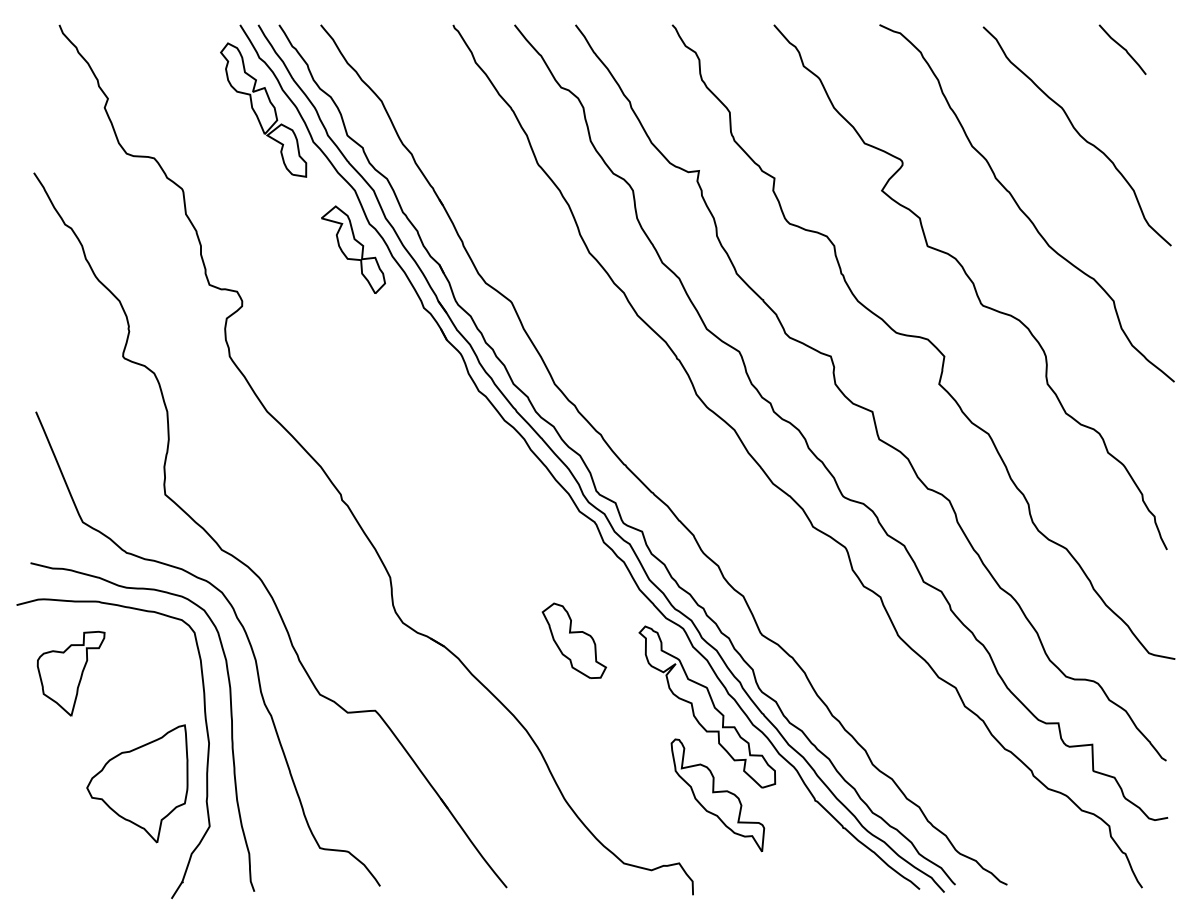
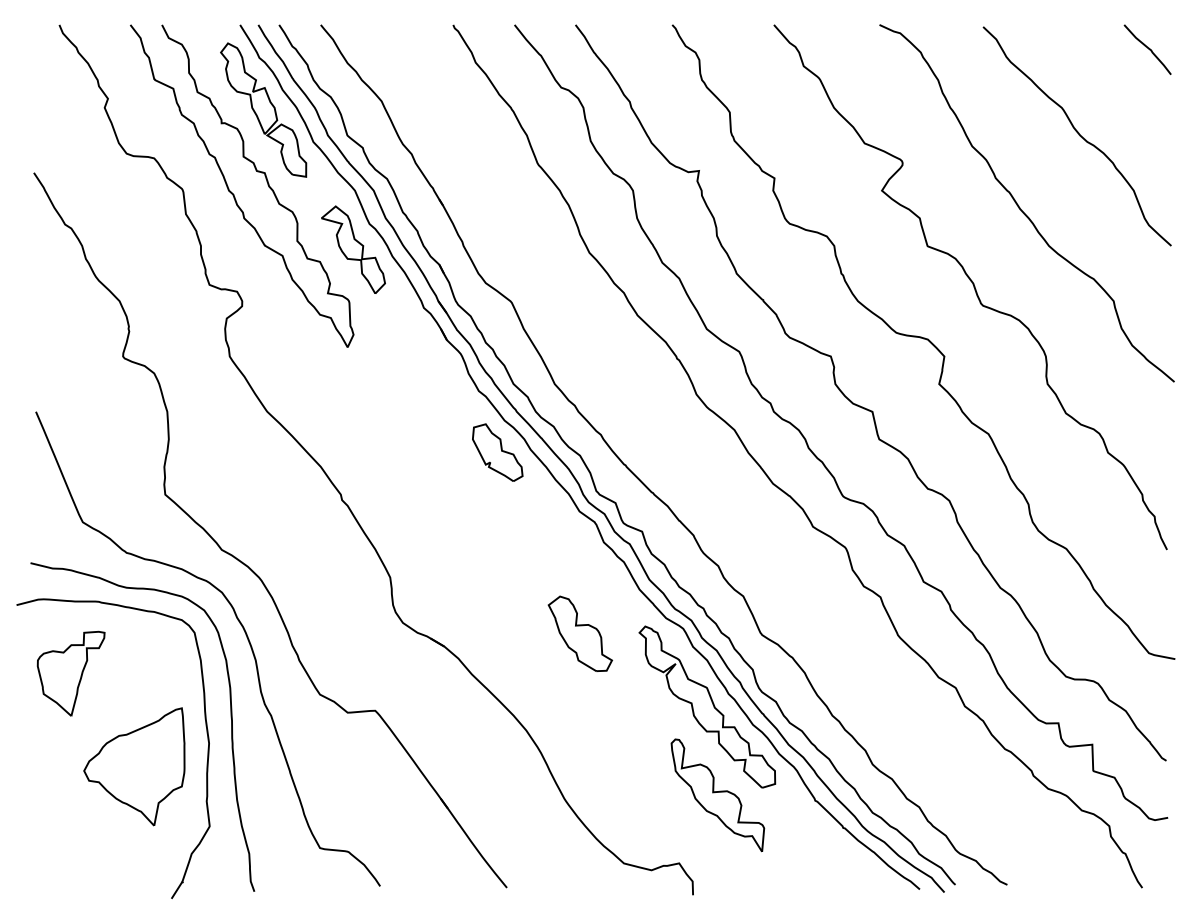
curve position: (1122, 48) -> (1147, 48) (1147, 48)
curve: none -> present (233, 193)
part: none -> present (497, 452)
part position: (574, 640) -> (580, 633) (580, 633)
part position: (137, 783) -> (134, 766) (134, 766)
